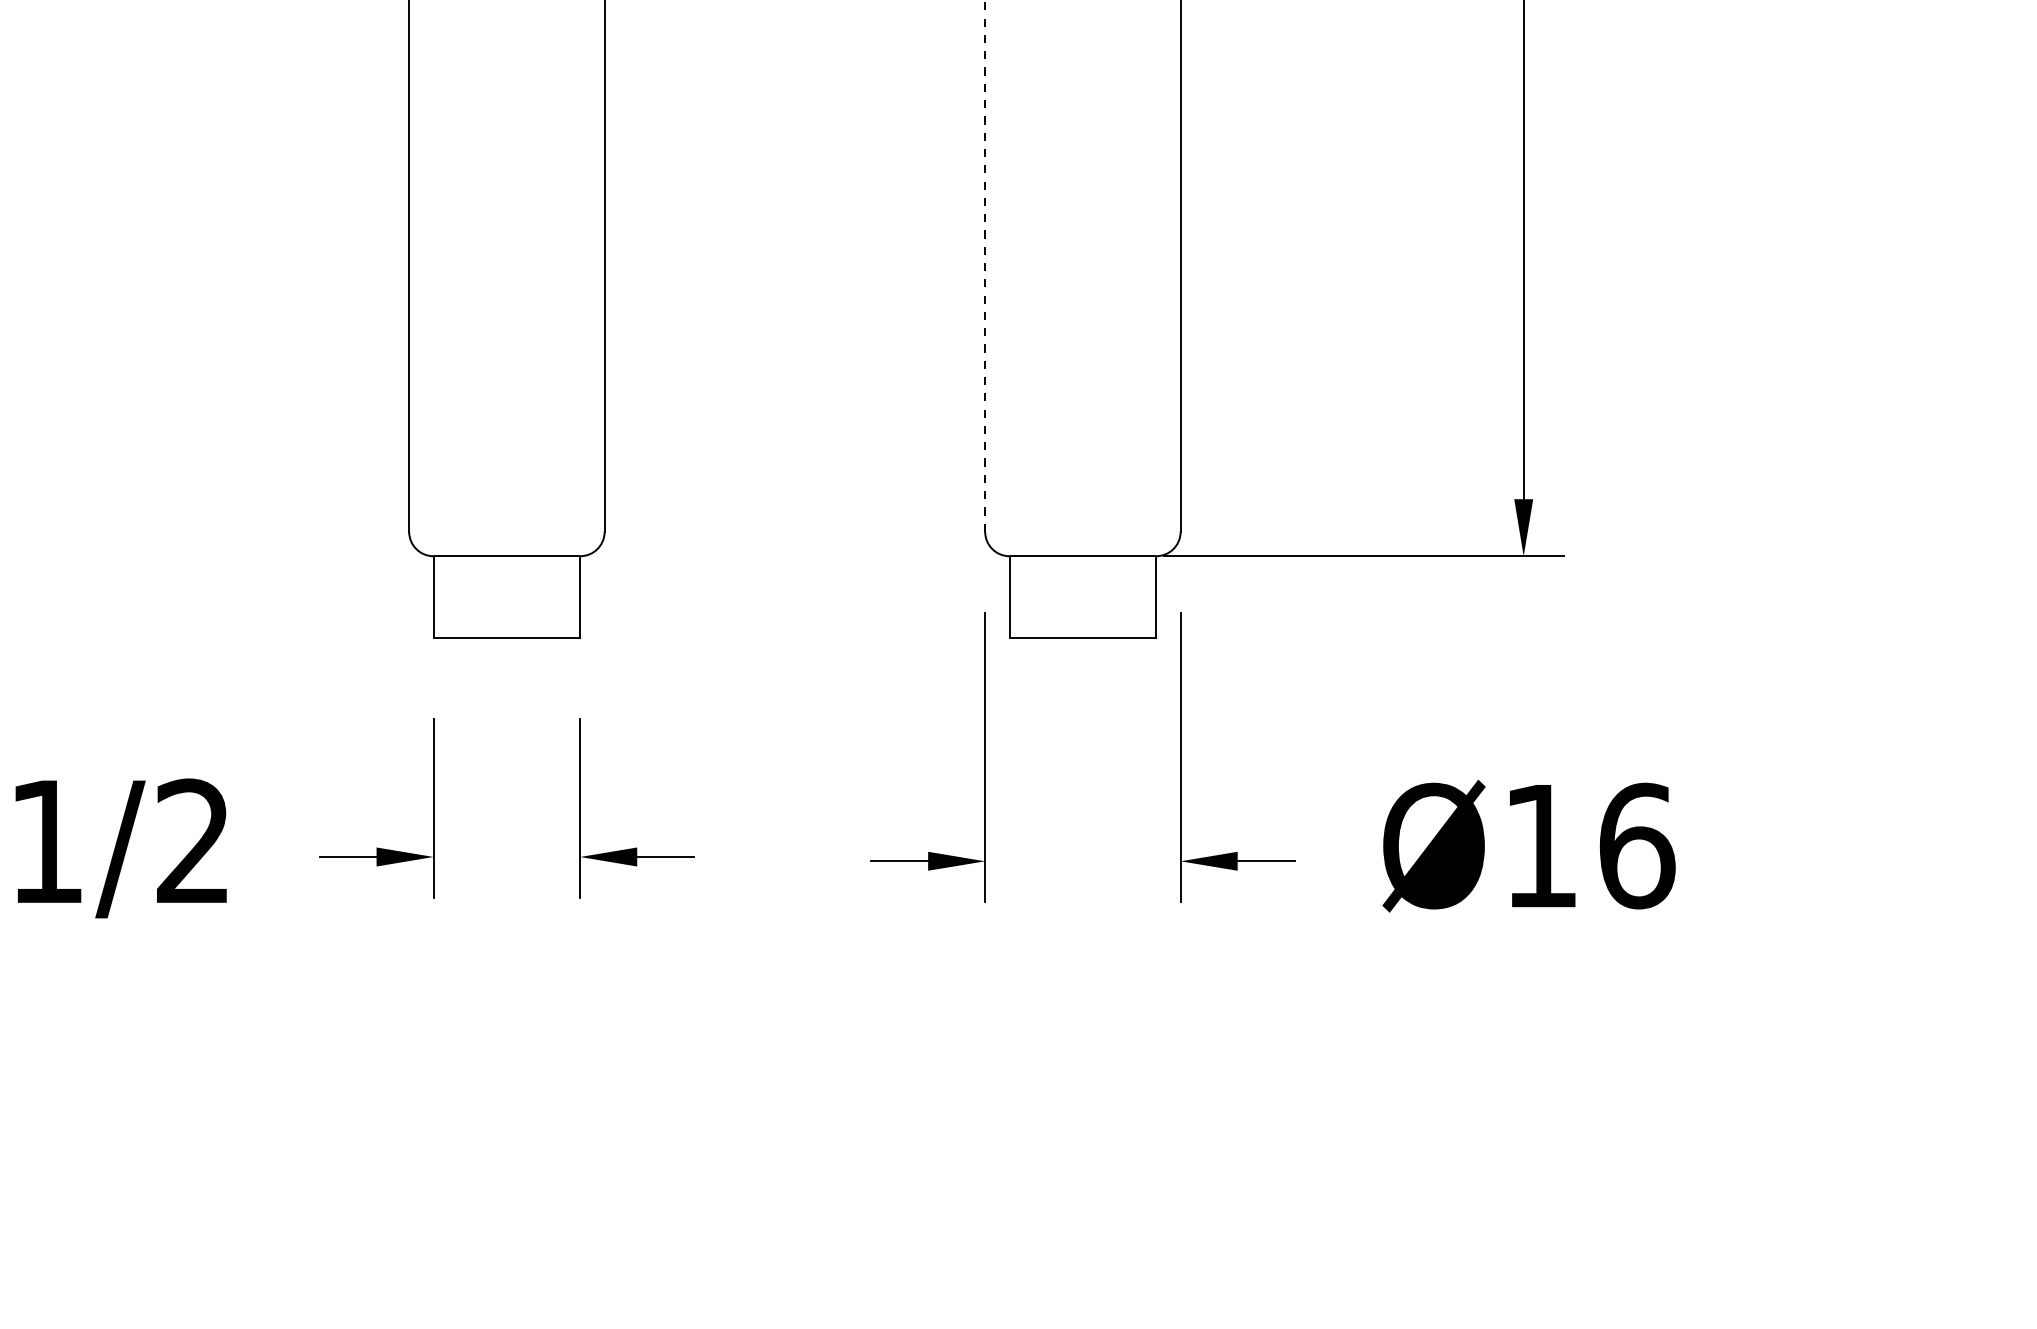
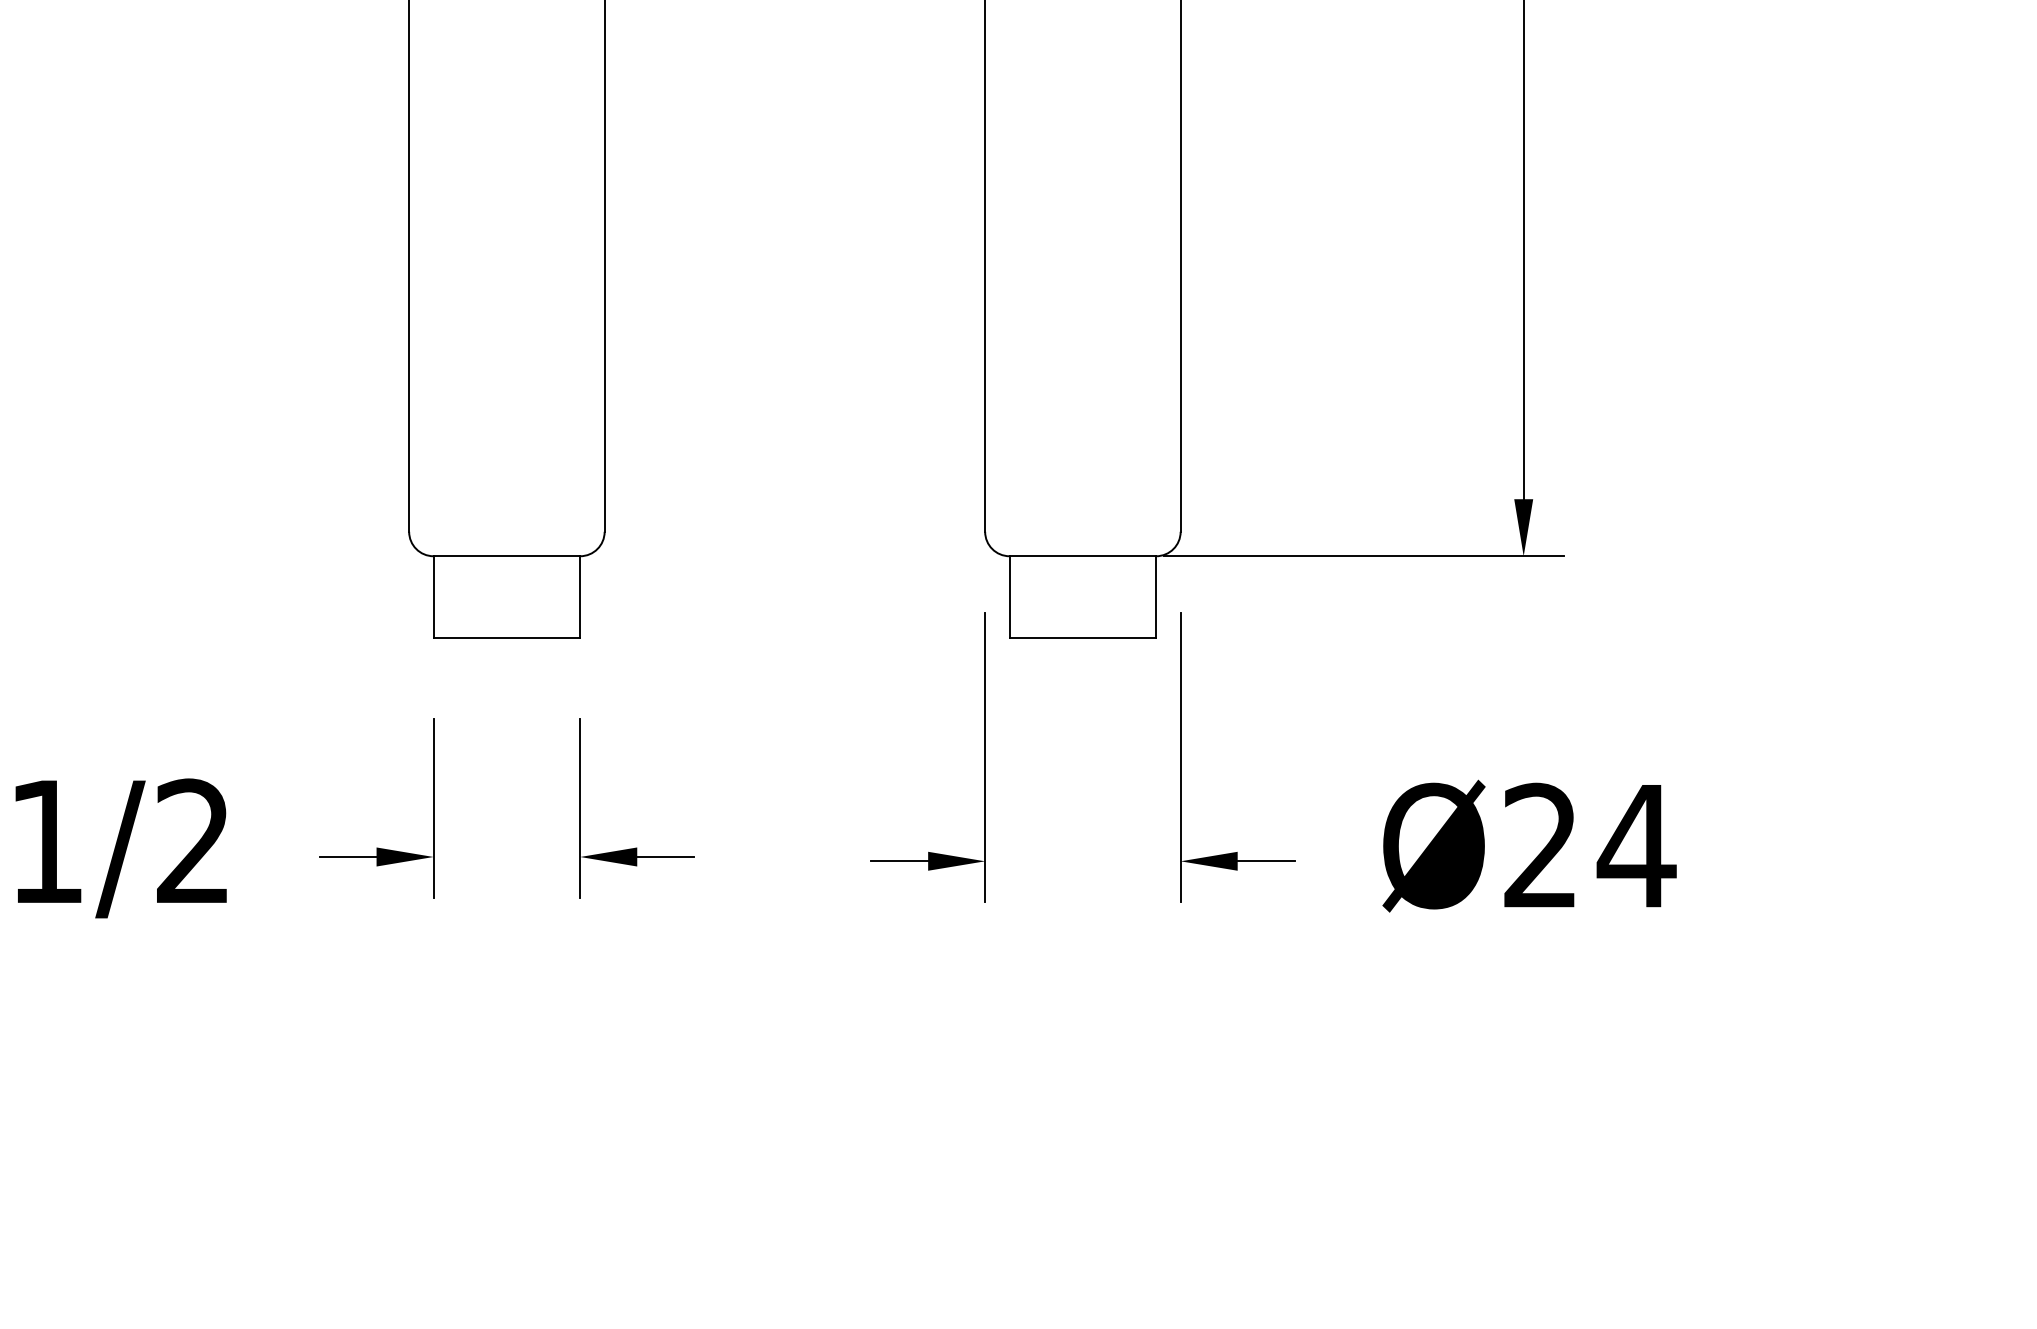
line: dashed -> solid (985, 265)
text: Ø16 -> Ø24 (1590, 845)
